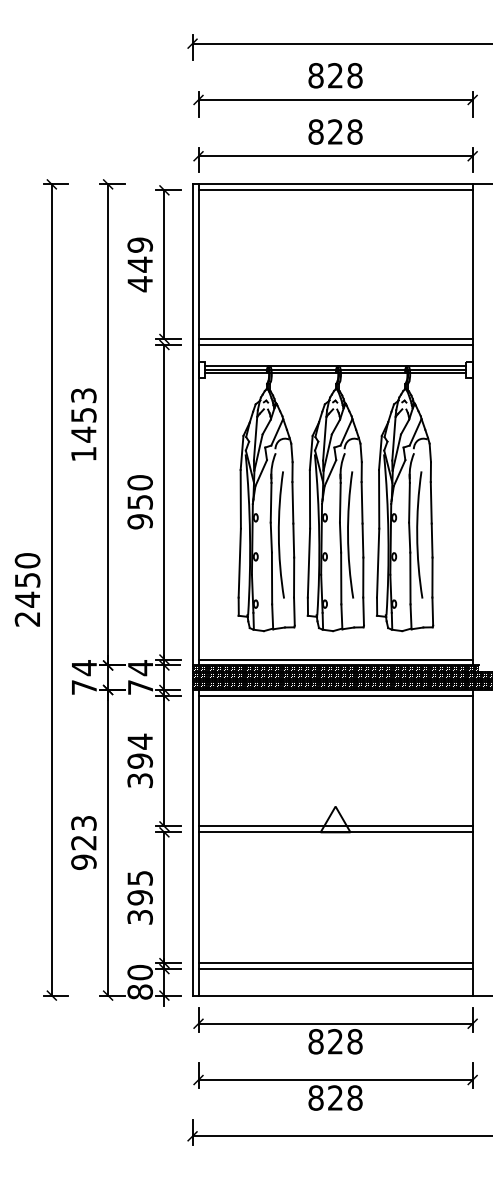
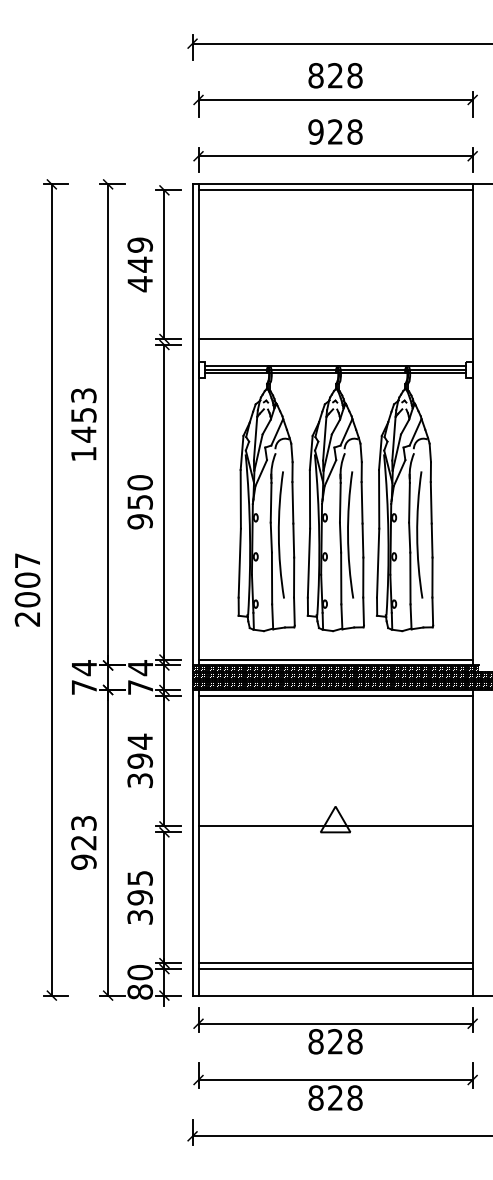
text: 828 -> 928 (315, 131)
line: present -> none (335, 344)
text: 2450 -> 2007 (27, 580)
line: present -> none (335, 832)
